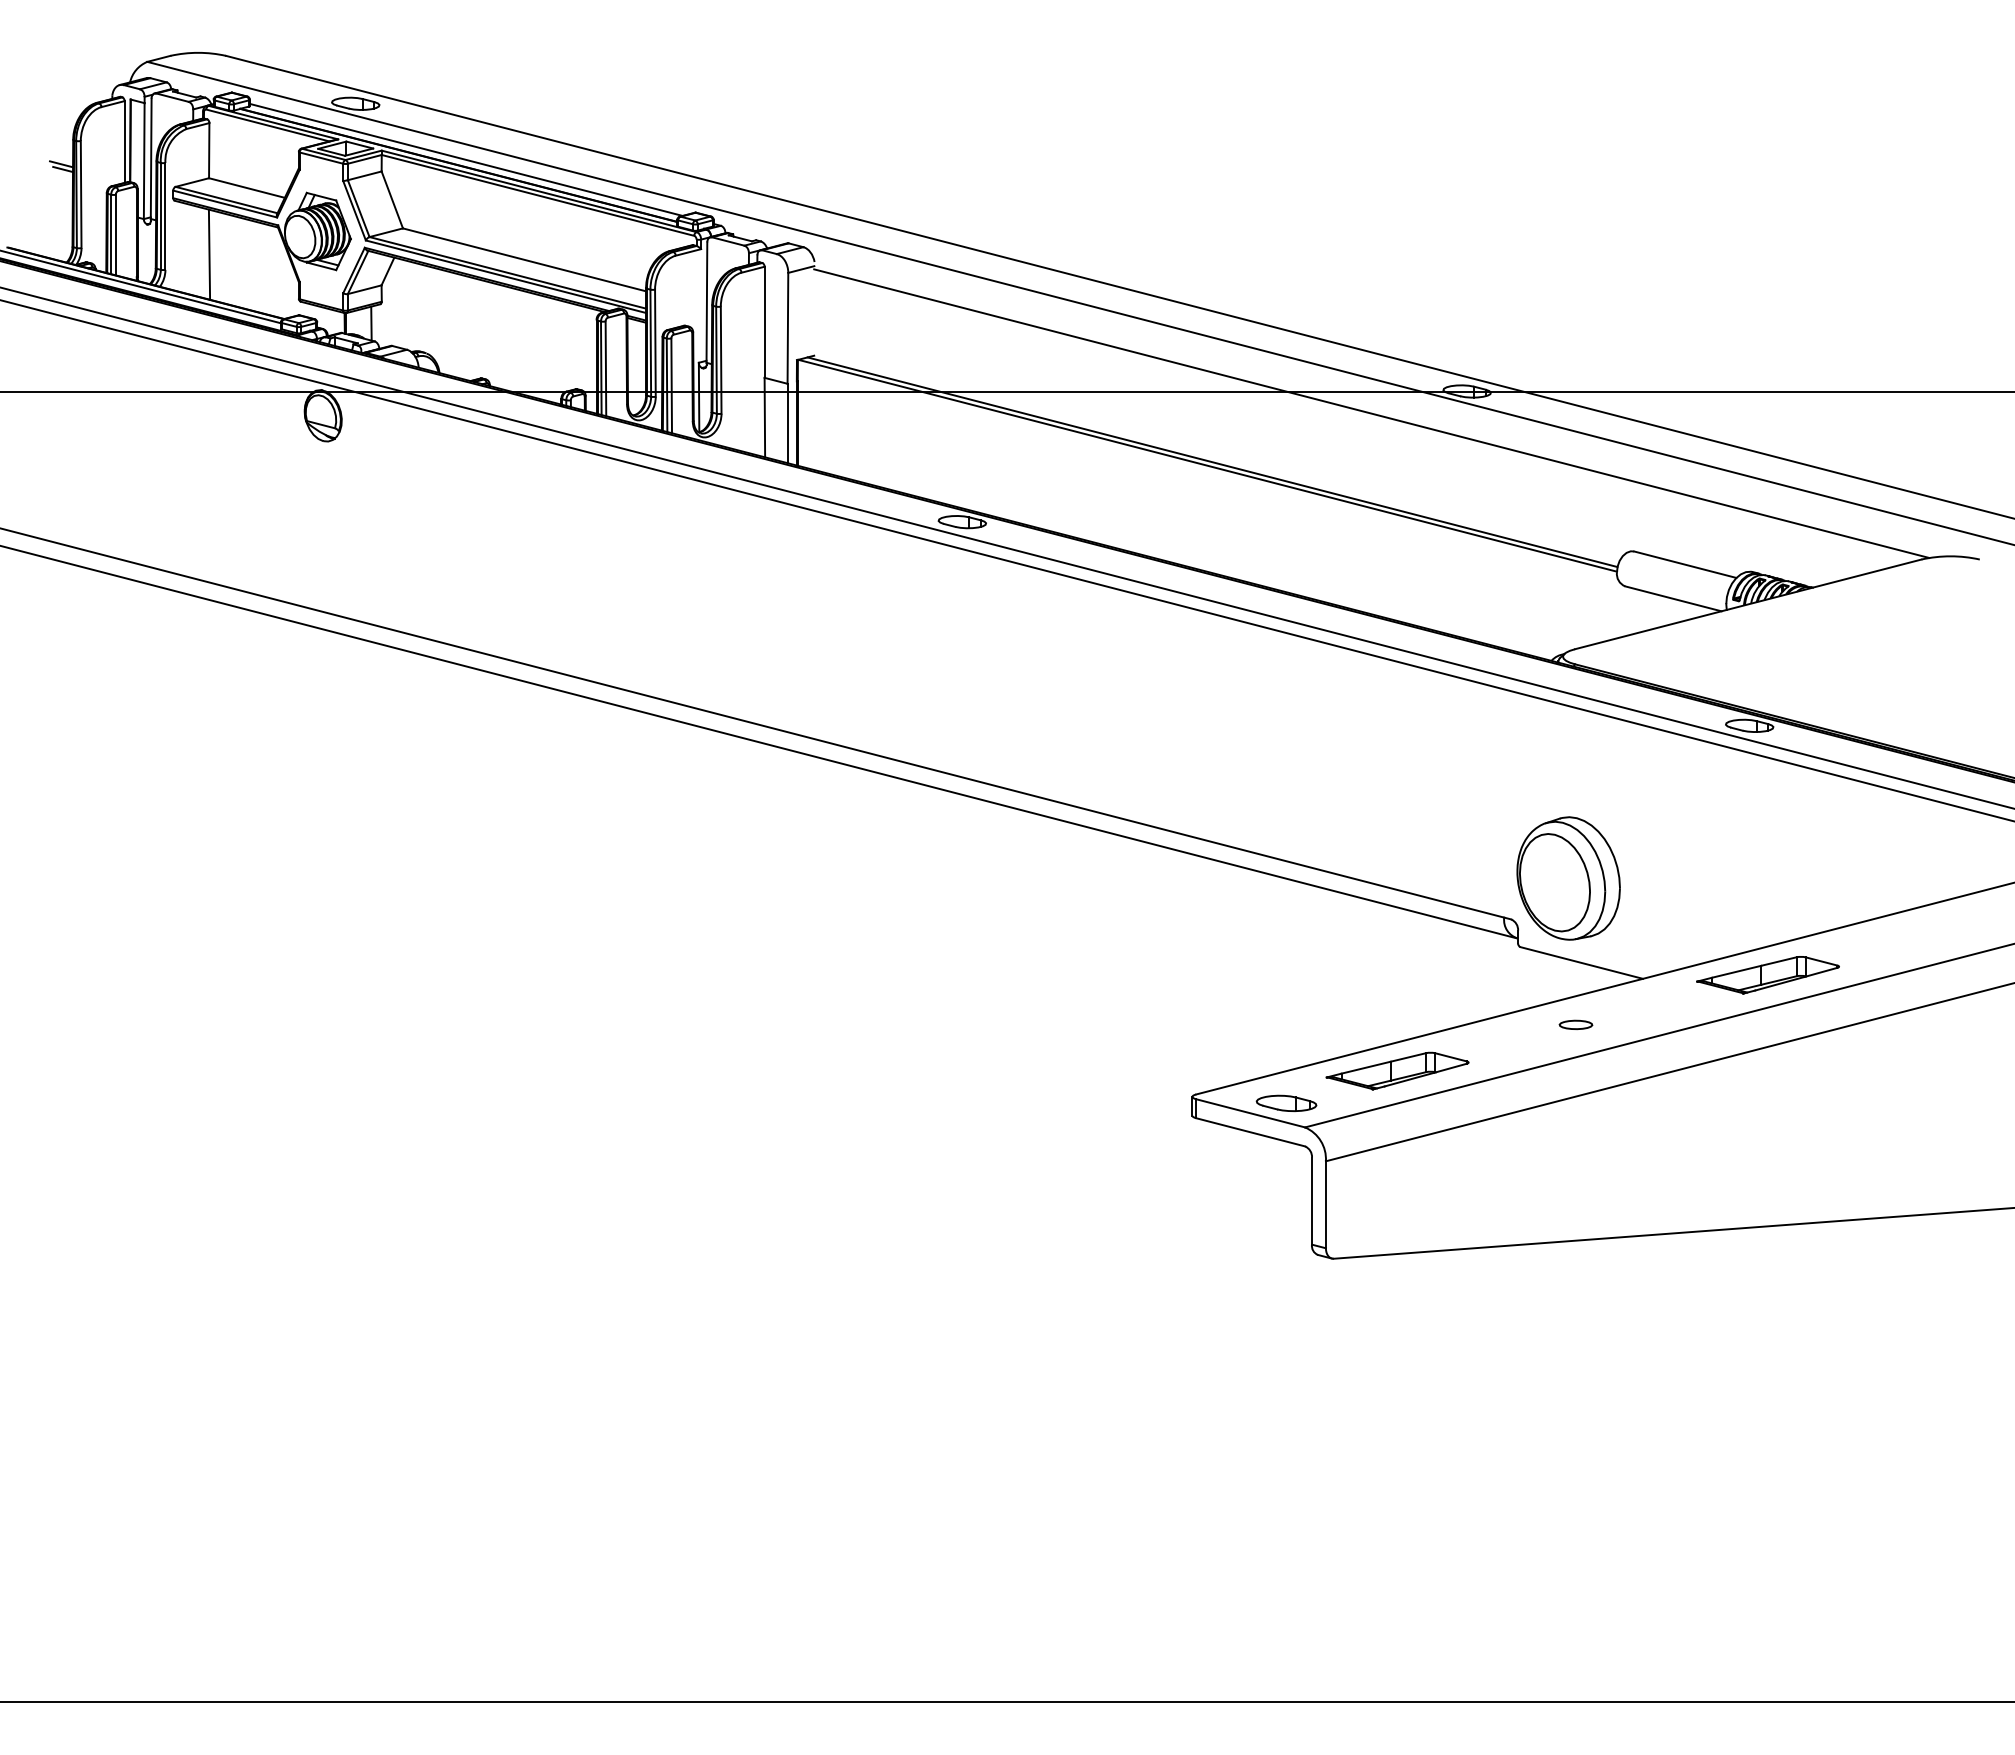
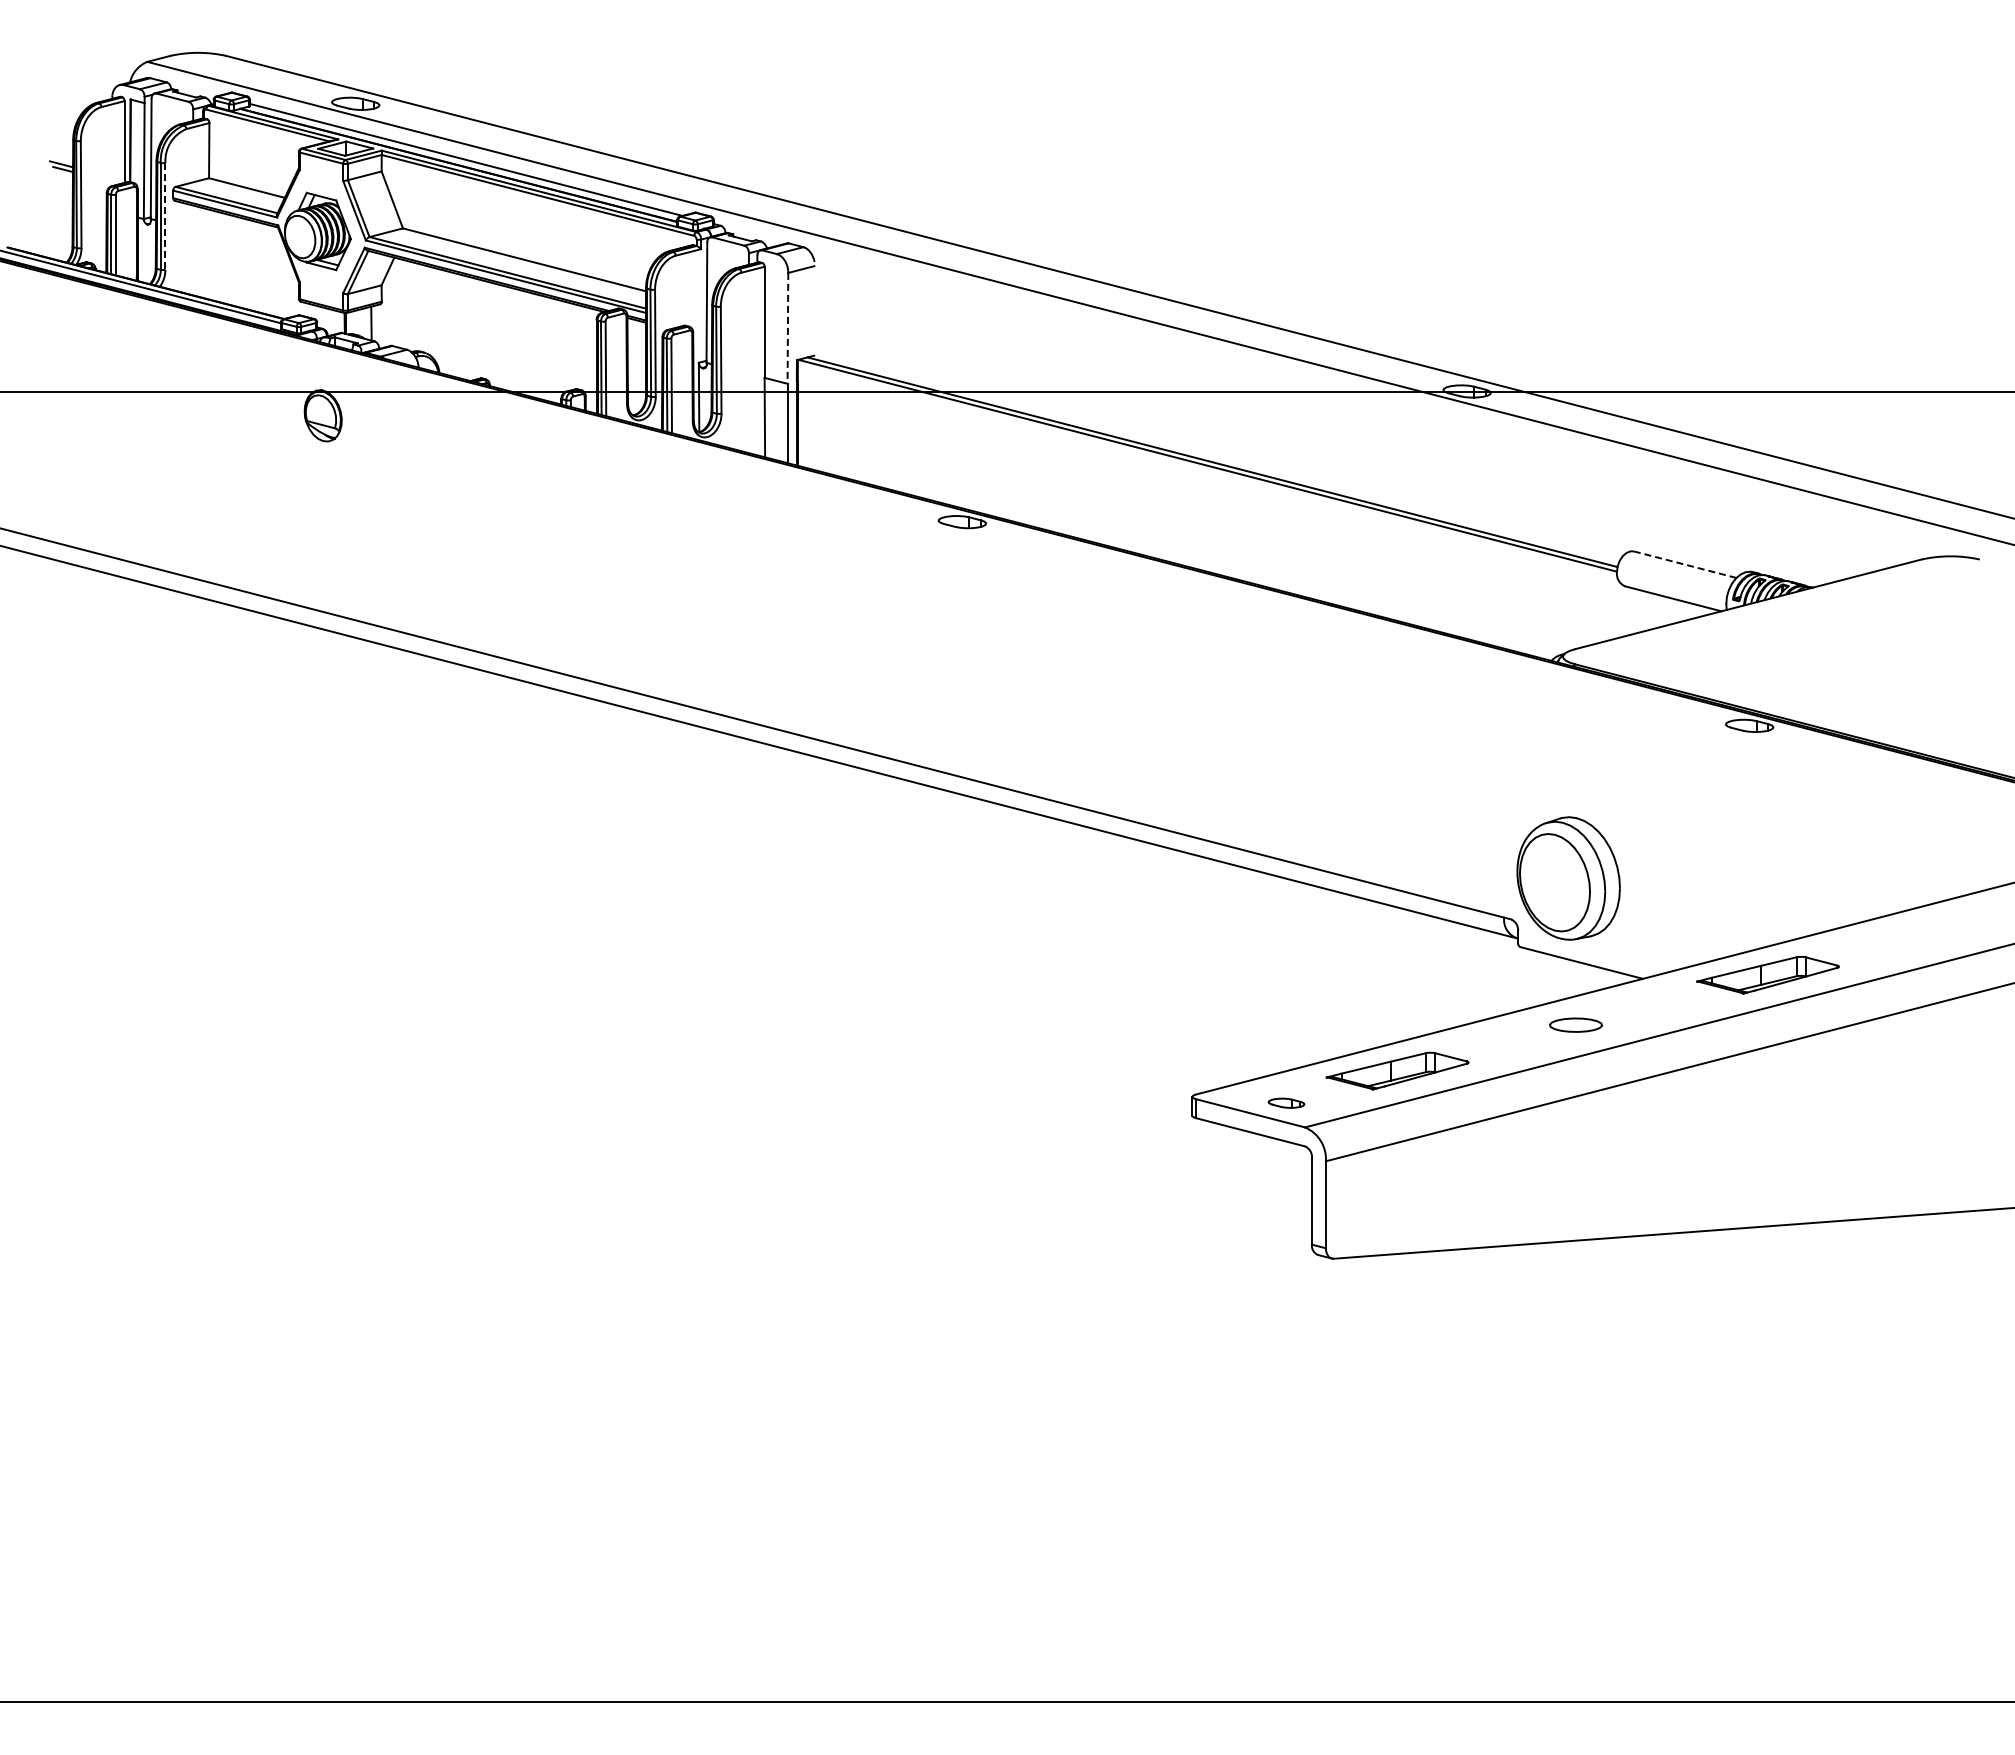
line: solid -> dashed (165, 216)
line: present -> none (209, 254)
line: solid -> dashed (787, 328)
line: present -> none (1371, 413)
line: present -> none (1006, 547)
line: present -> none (1006, 560)
line: solid -> dashed (1685, 564)
part size: 36x11 px -> 54x16 px (1575, 1024)
part size: 63x18 px -> 39x12 px (1286, 1102)
